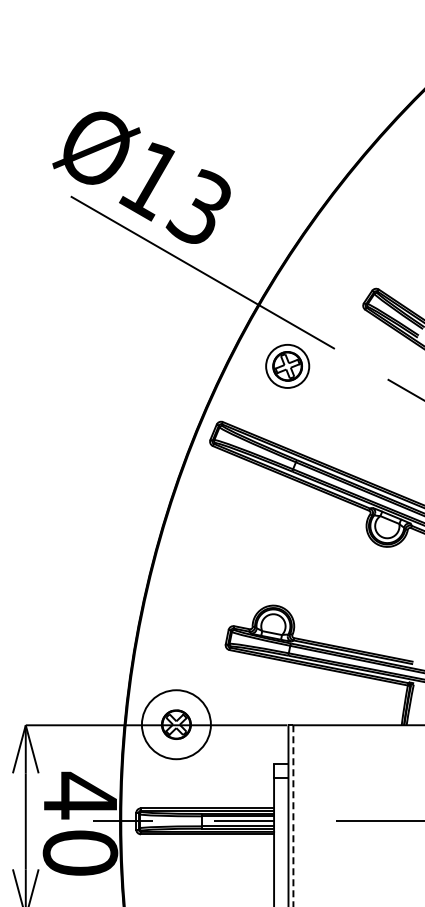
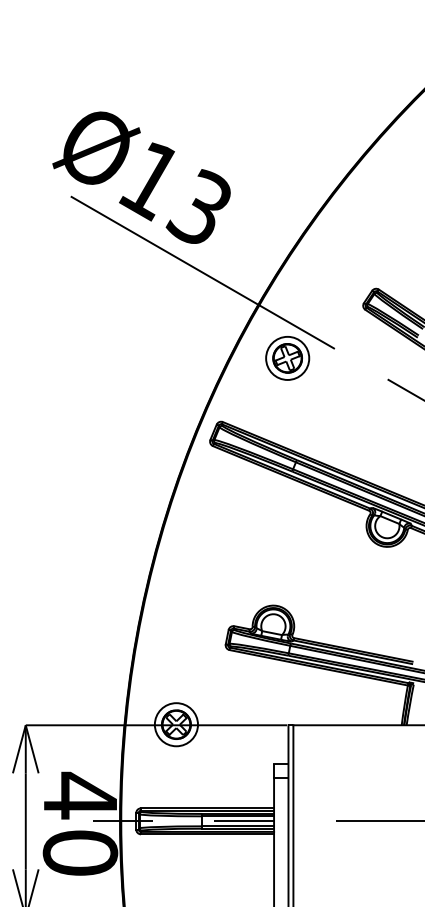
part position: (287, 366) -> (287, 358) (287, 358)
circle diameter: 69 px -> 43 px (176, 724)
line: dashed -> solid (293, 815)
